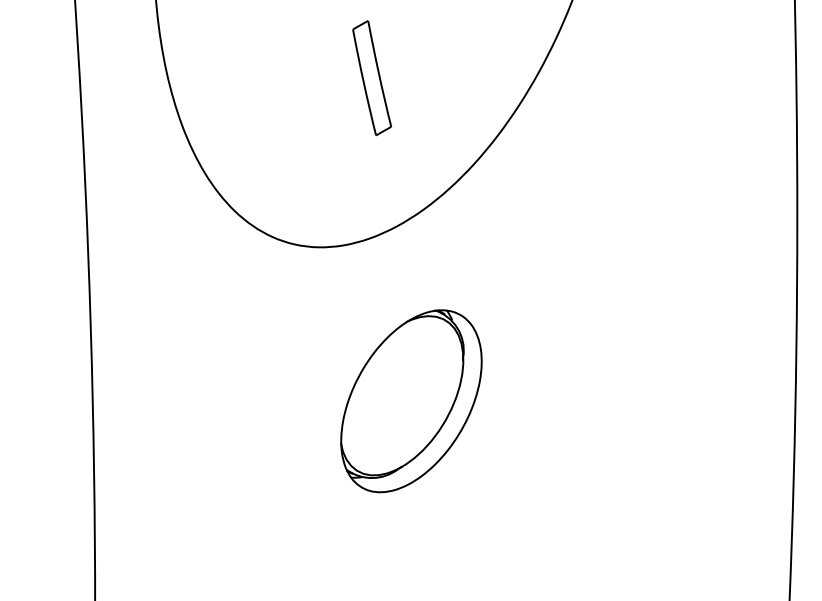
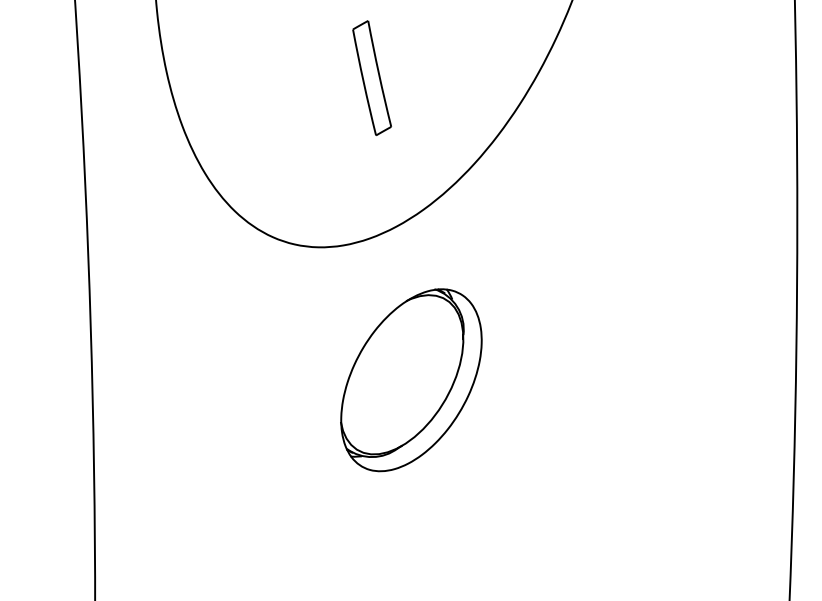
part position: (411, 401) -> (411, 380) (411, 380)
